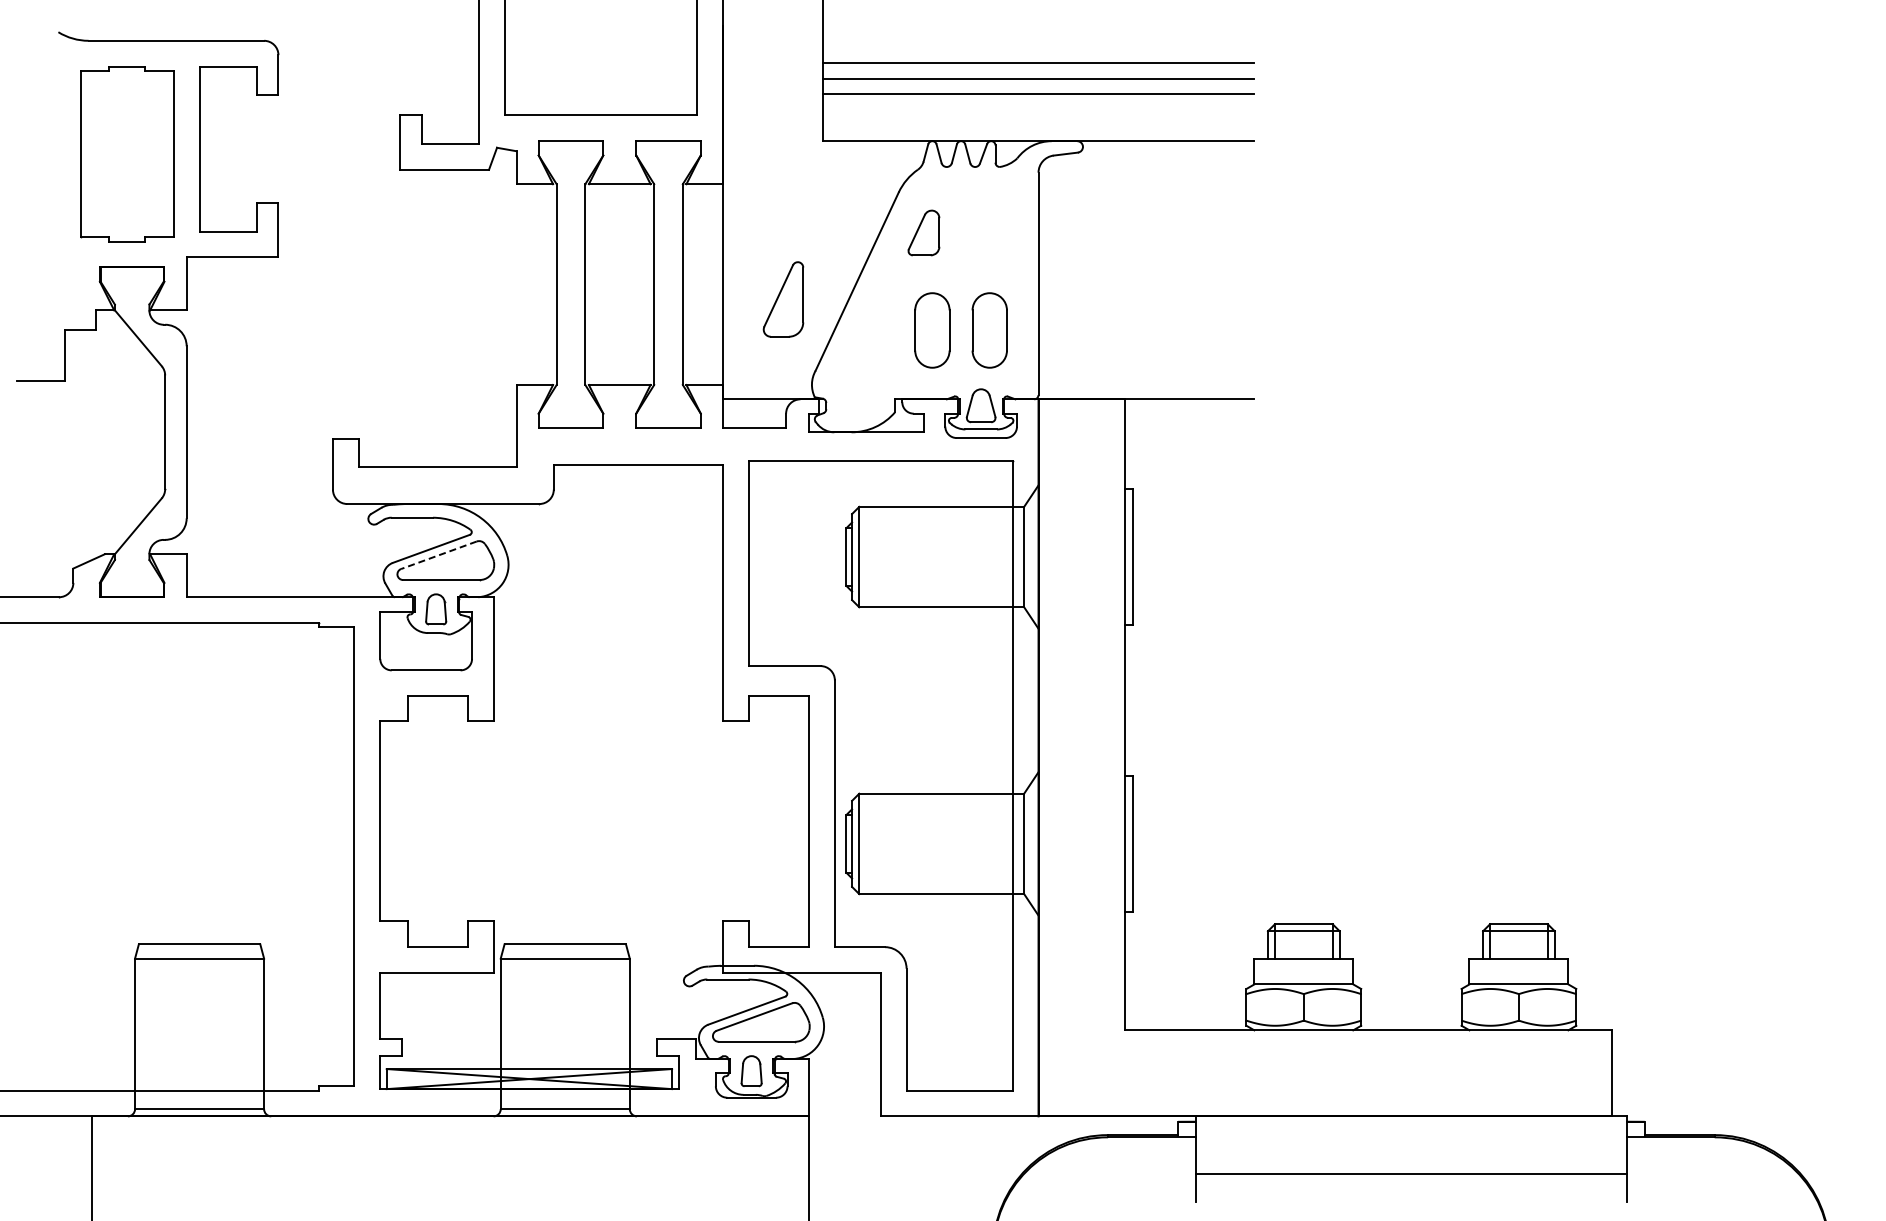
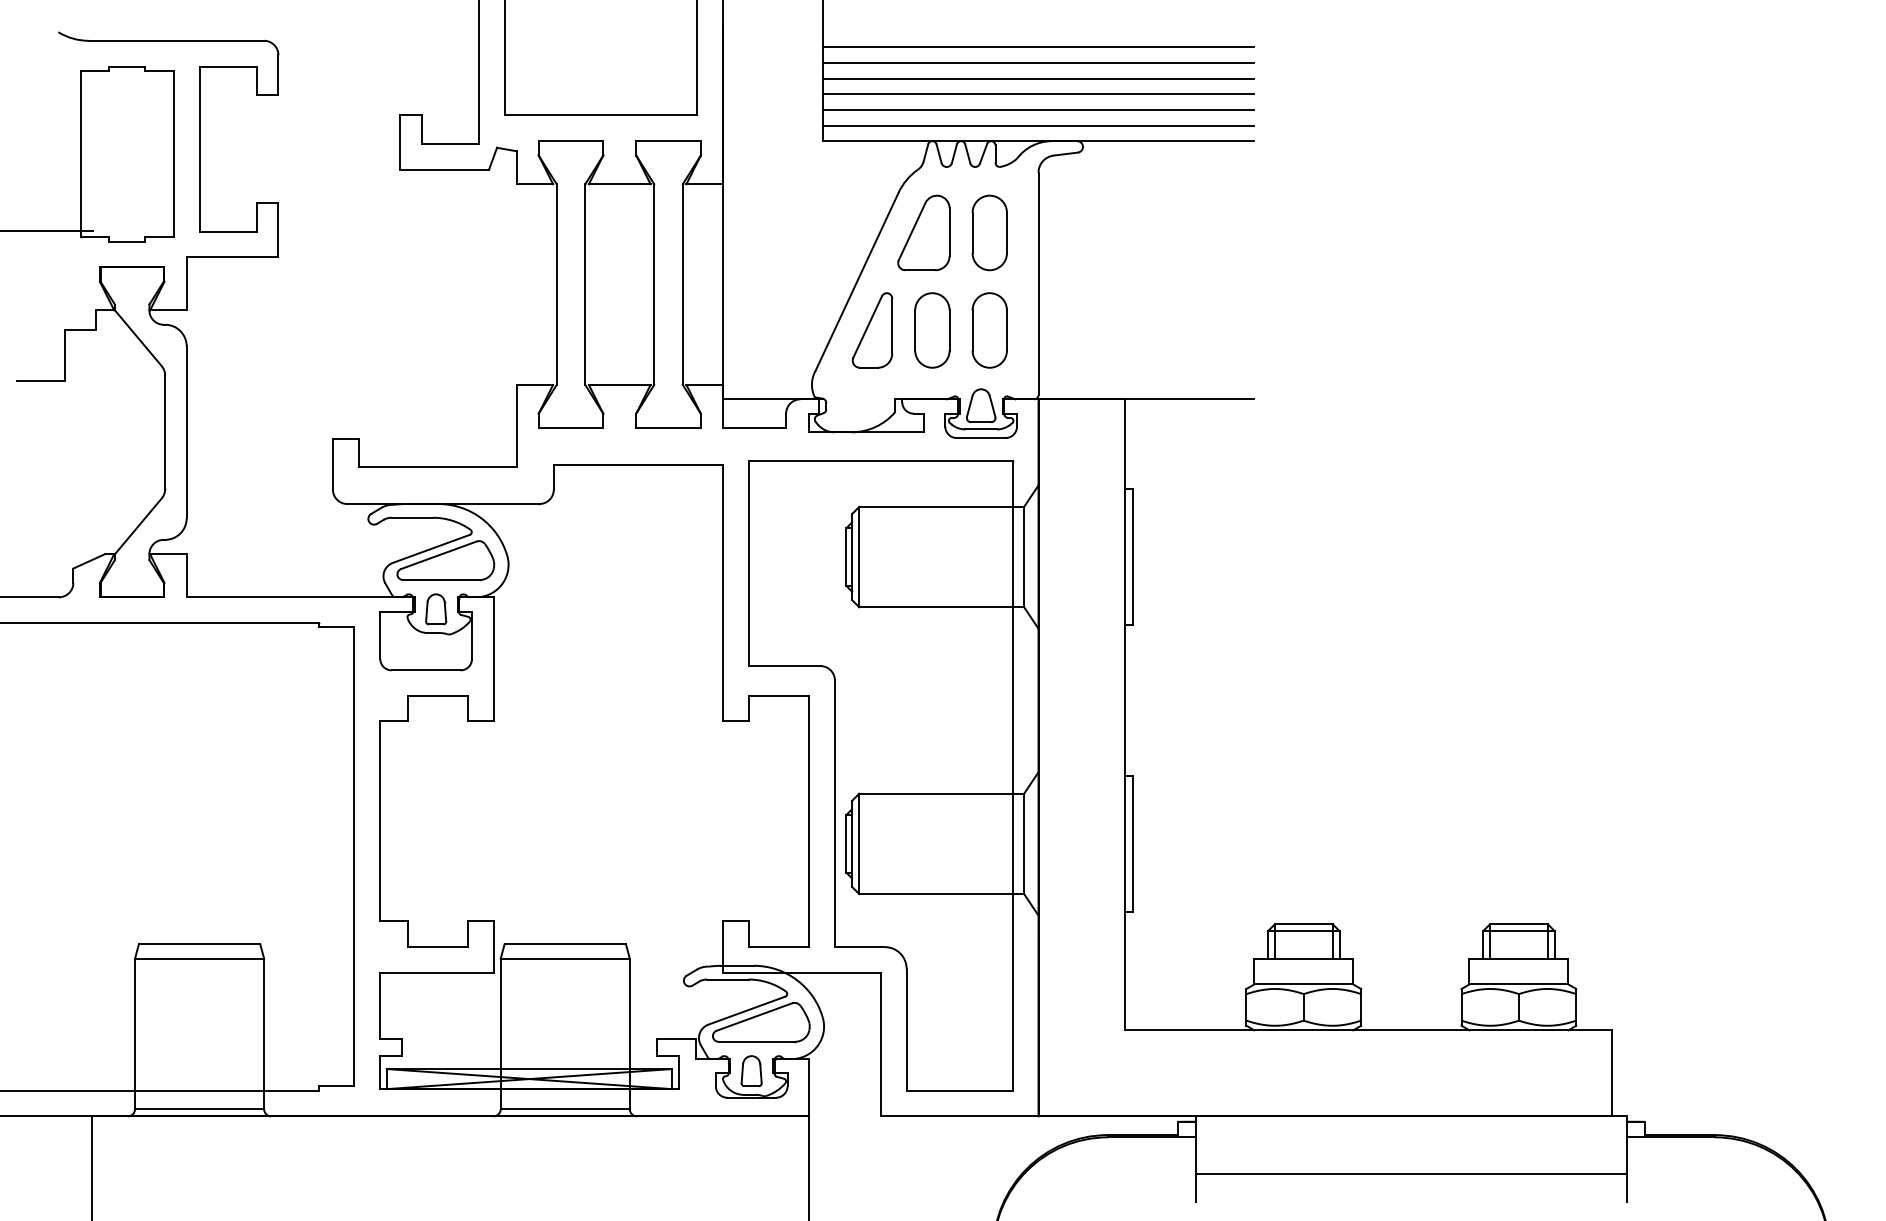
line: none -> present (1038, 47)
line: none -> present (1038, 109)
line: none -> present (1038, 125)
line: none -> present (47, 230)
part size: 34x48 px -> 54x78 px (923, 232)
part: none -> present (989, 232)
part position: (783, 299) -> (872, 330) (872, 330)
line: dashed -> solid (438, 555)
